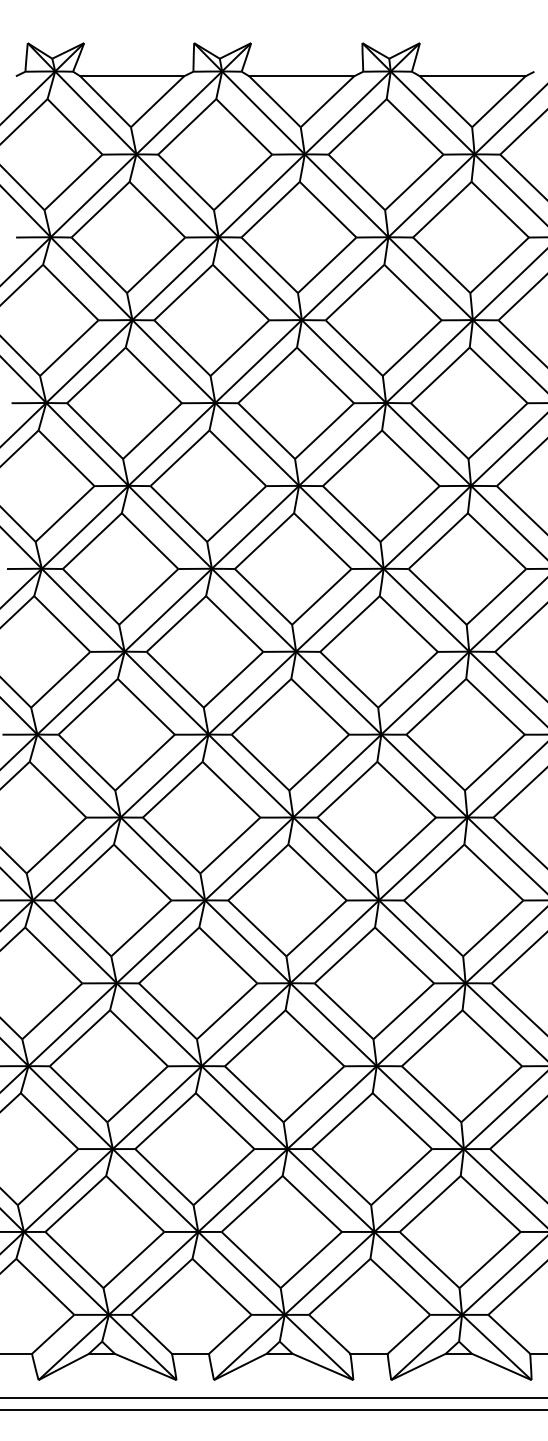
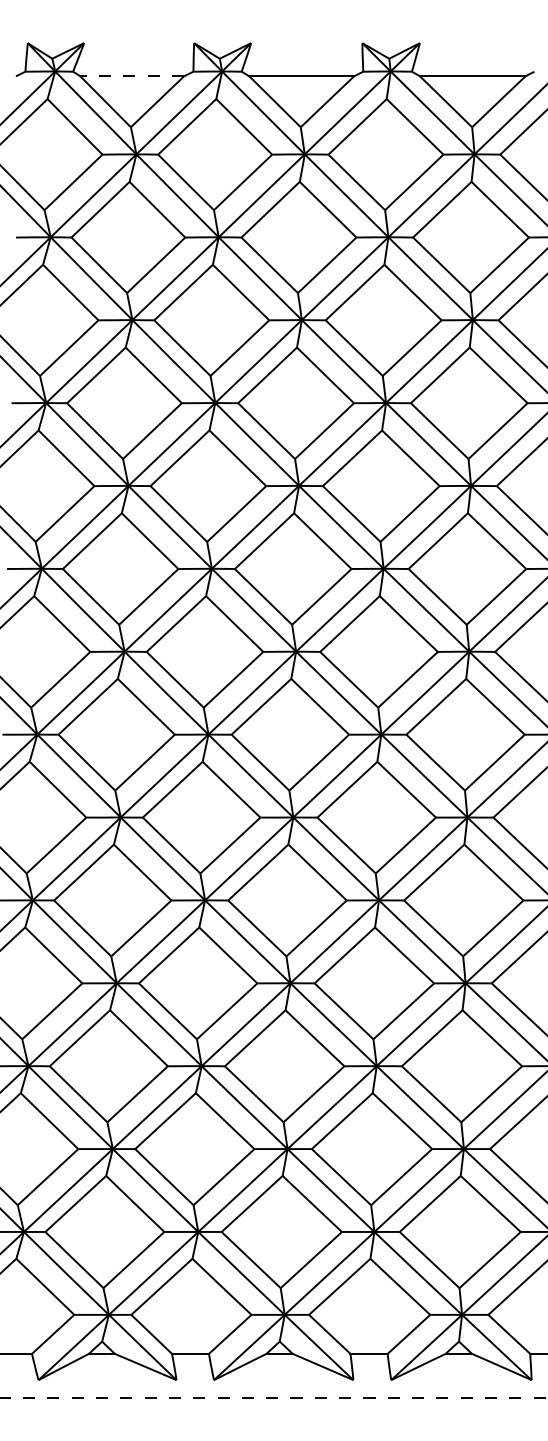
line: solid -> dashed (132, 76)
line: solid -> dashed (274, 1397)
line: present -> none (273, 1409)
